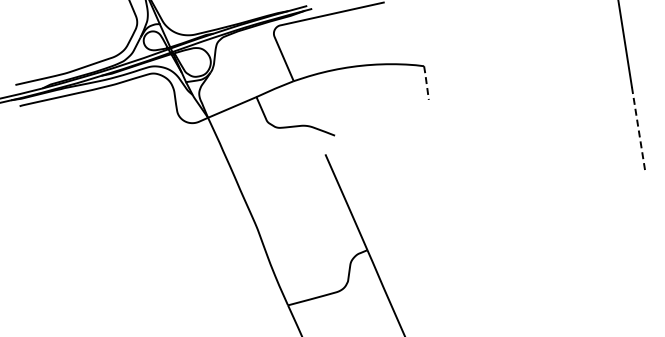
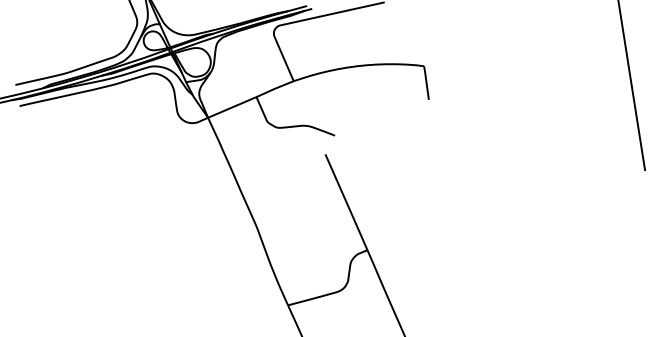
line: dashed -> solid (426, 82)
line: dashed -> solid (638, 129)
